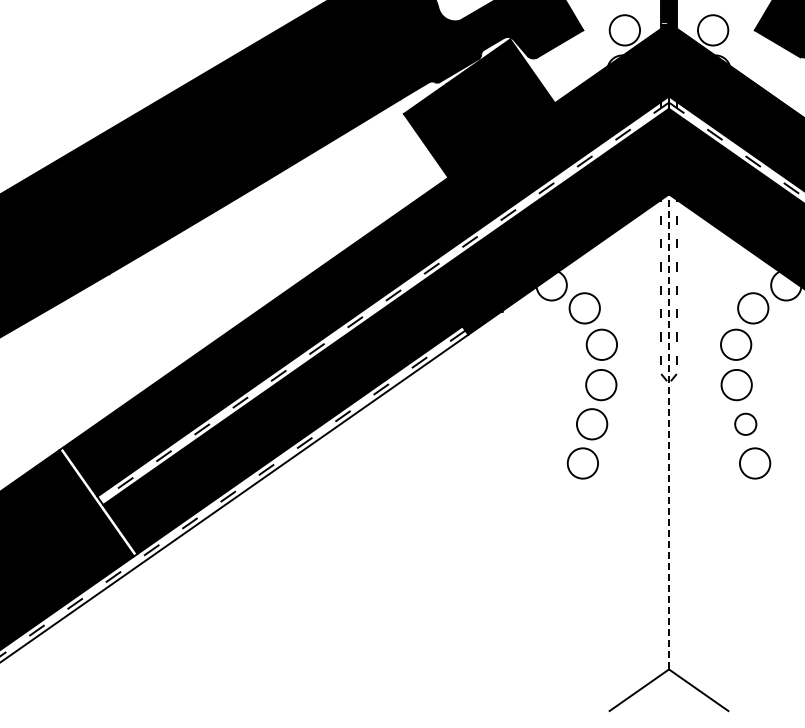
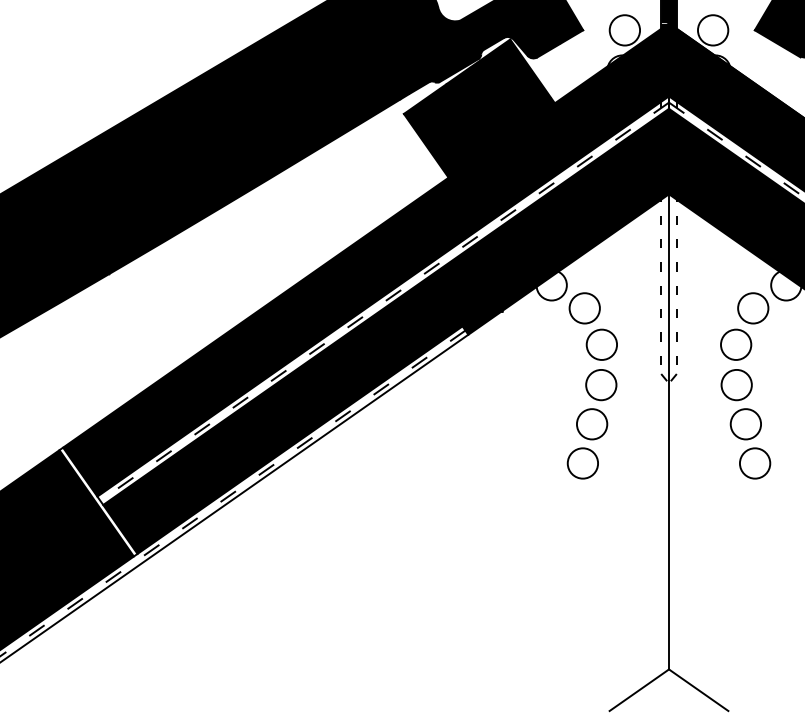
circle size: 24x24 px -> 33x33 px (745, 424)
line: dashed -> solid (669, 431)
